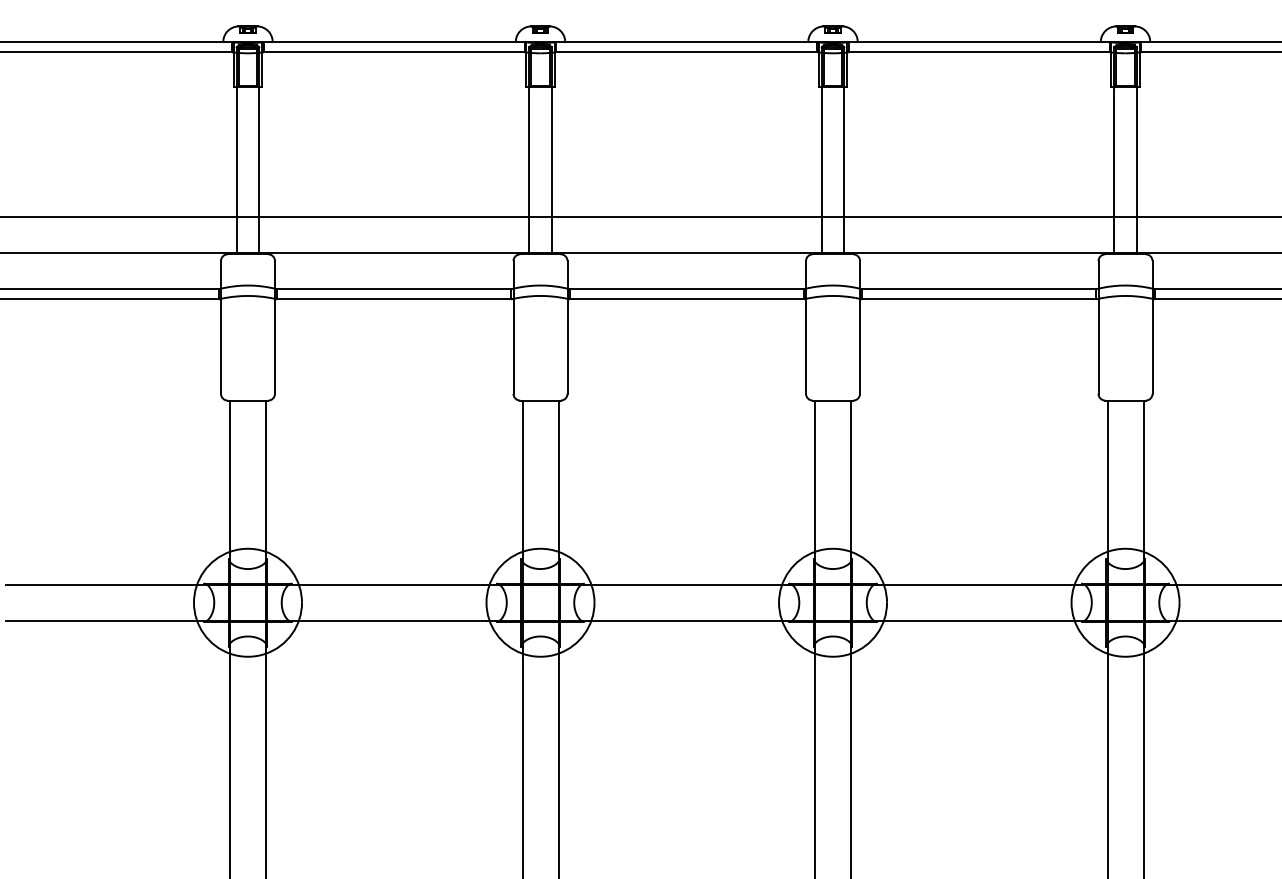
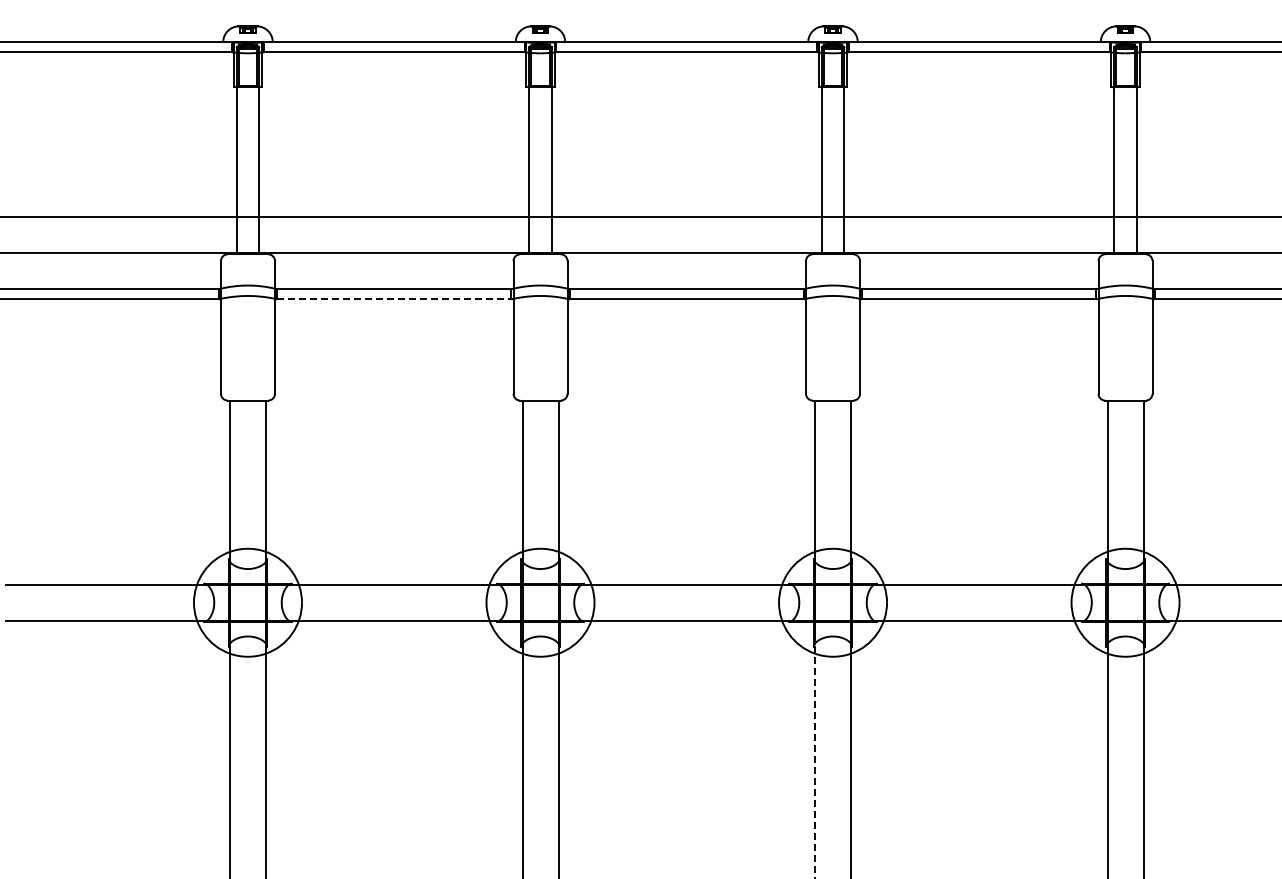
line: solid -> dashed (394, 299)
line: solid -> dashed (815, 760)
